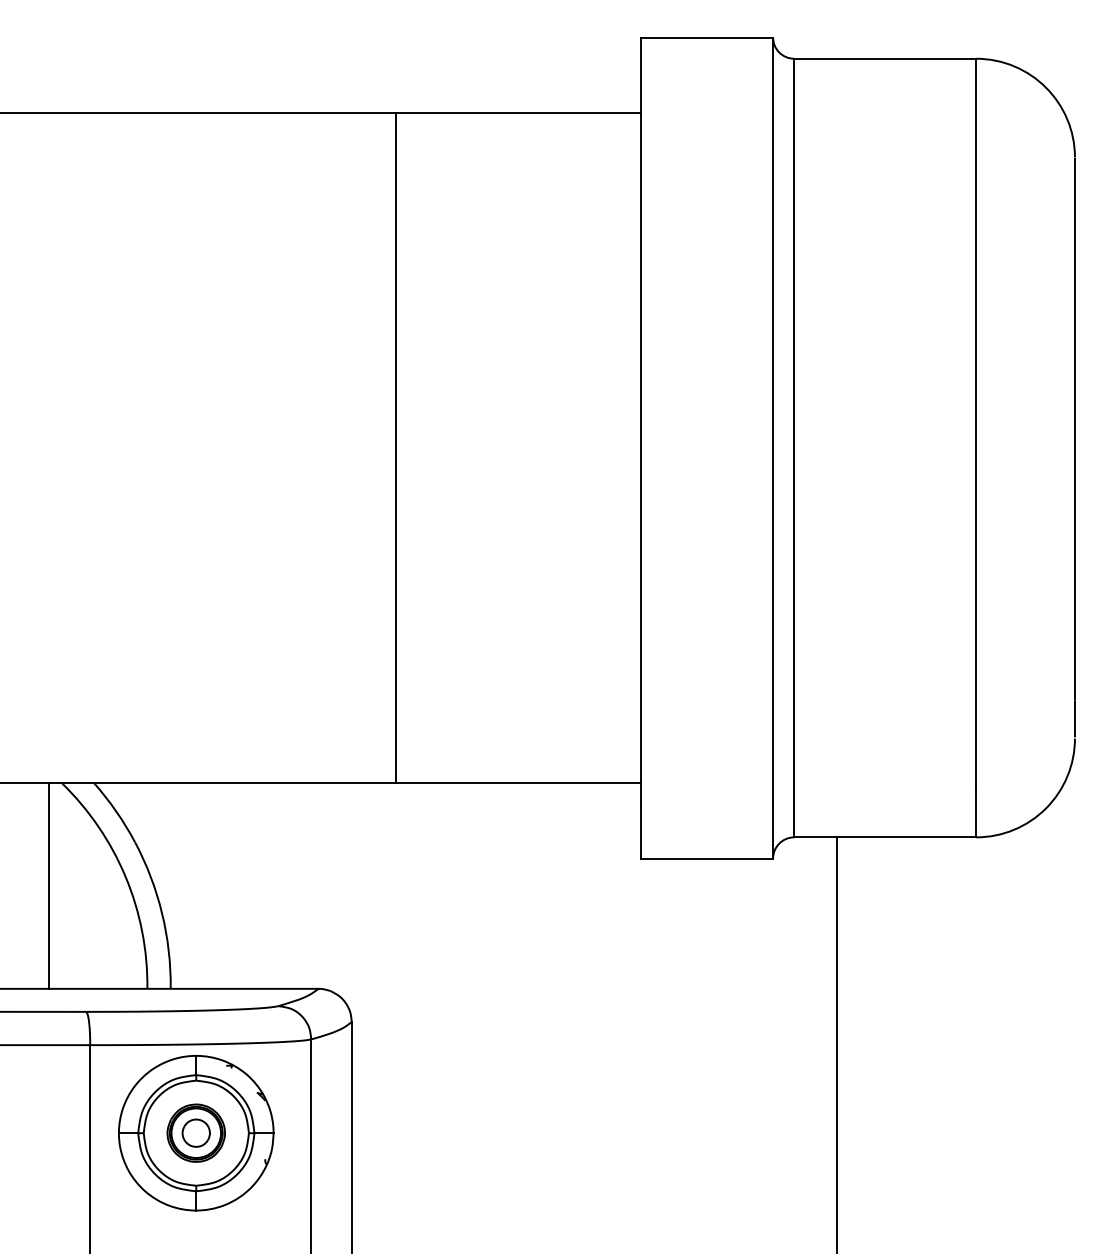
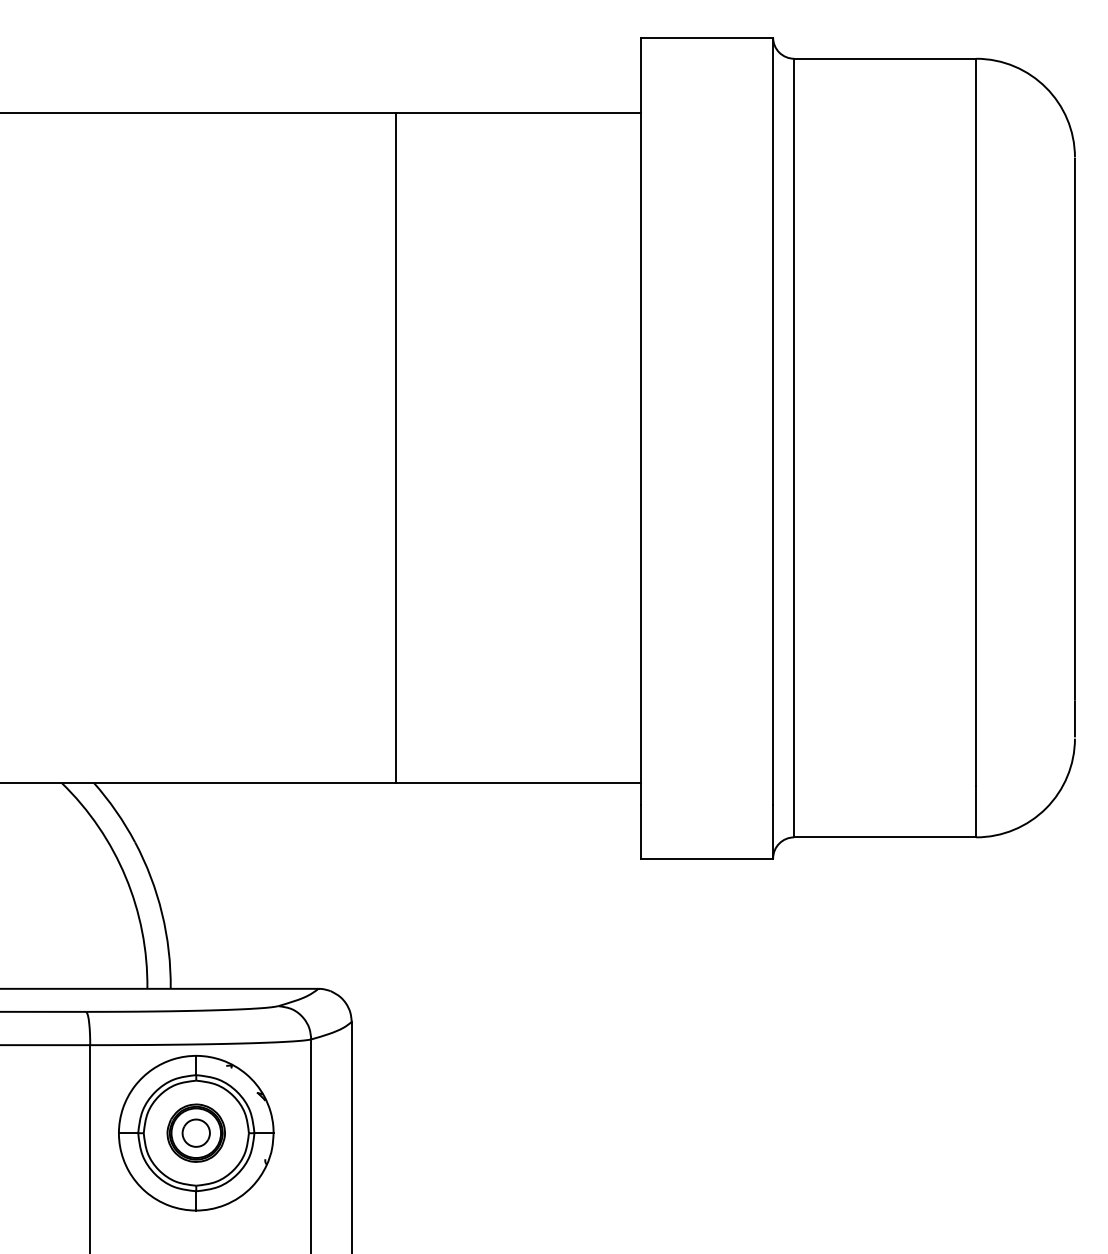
line: present -> none (48, 885)
line: present -> none (837, 1043)
